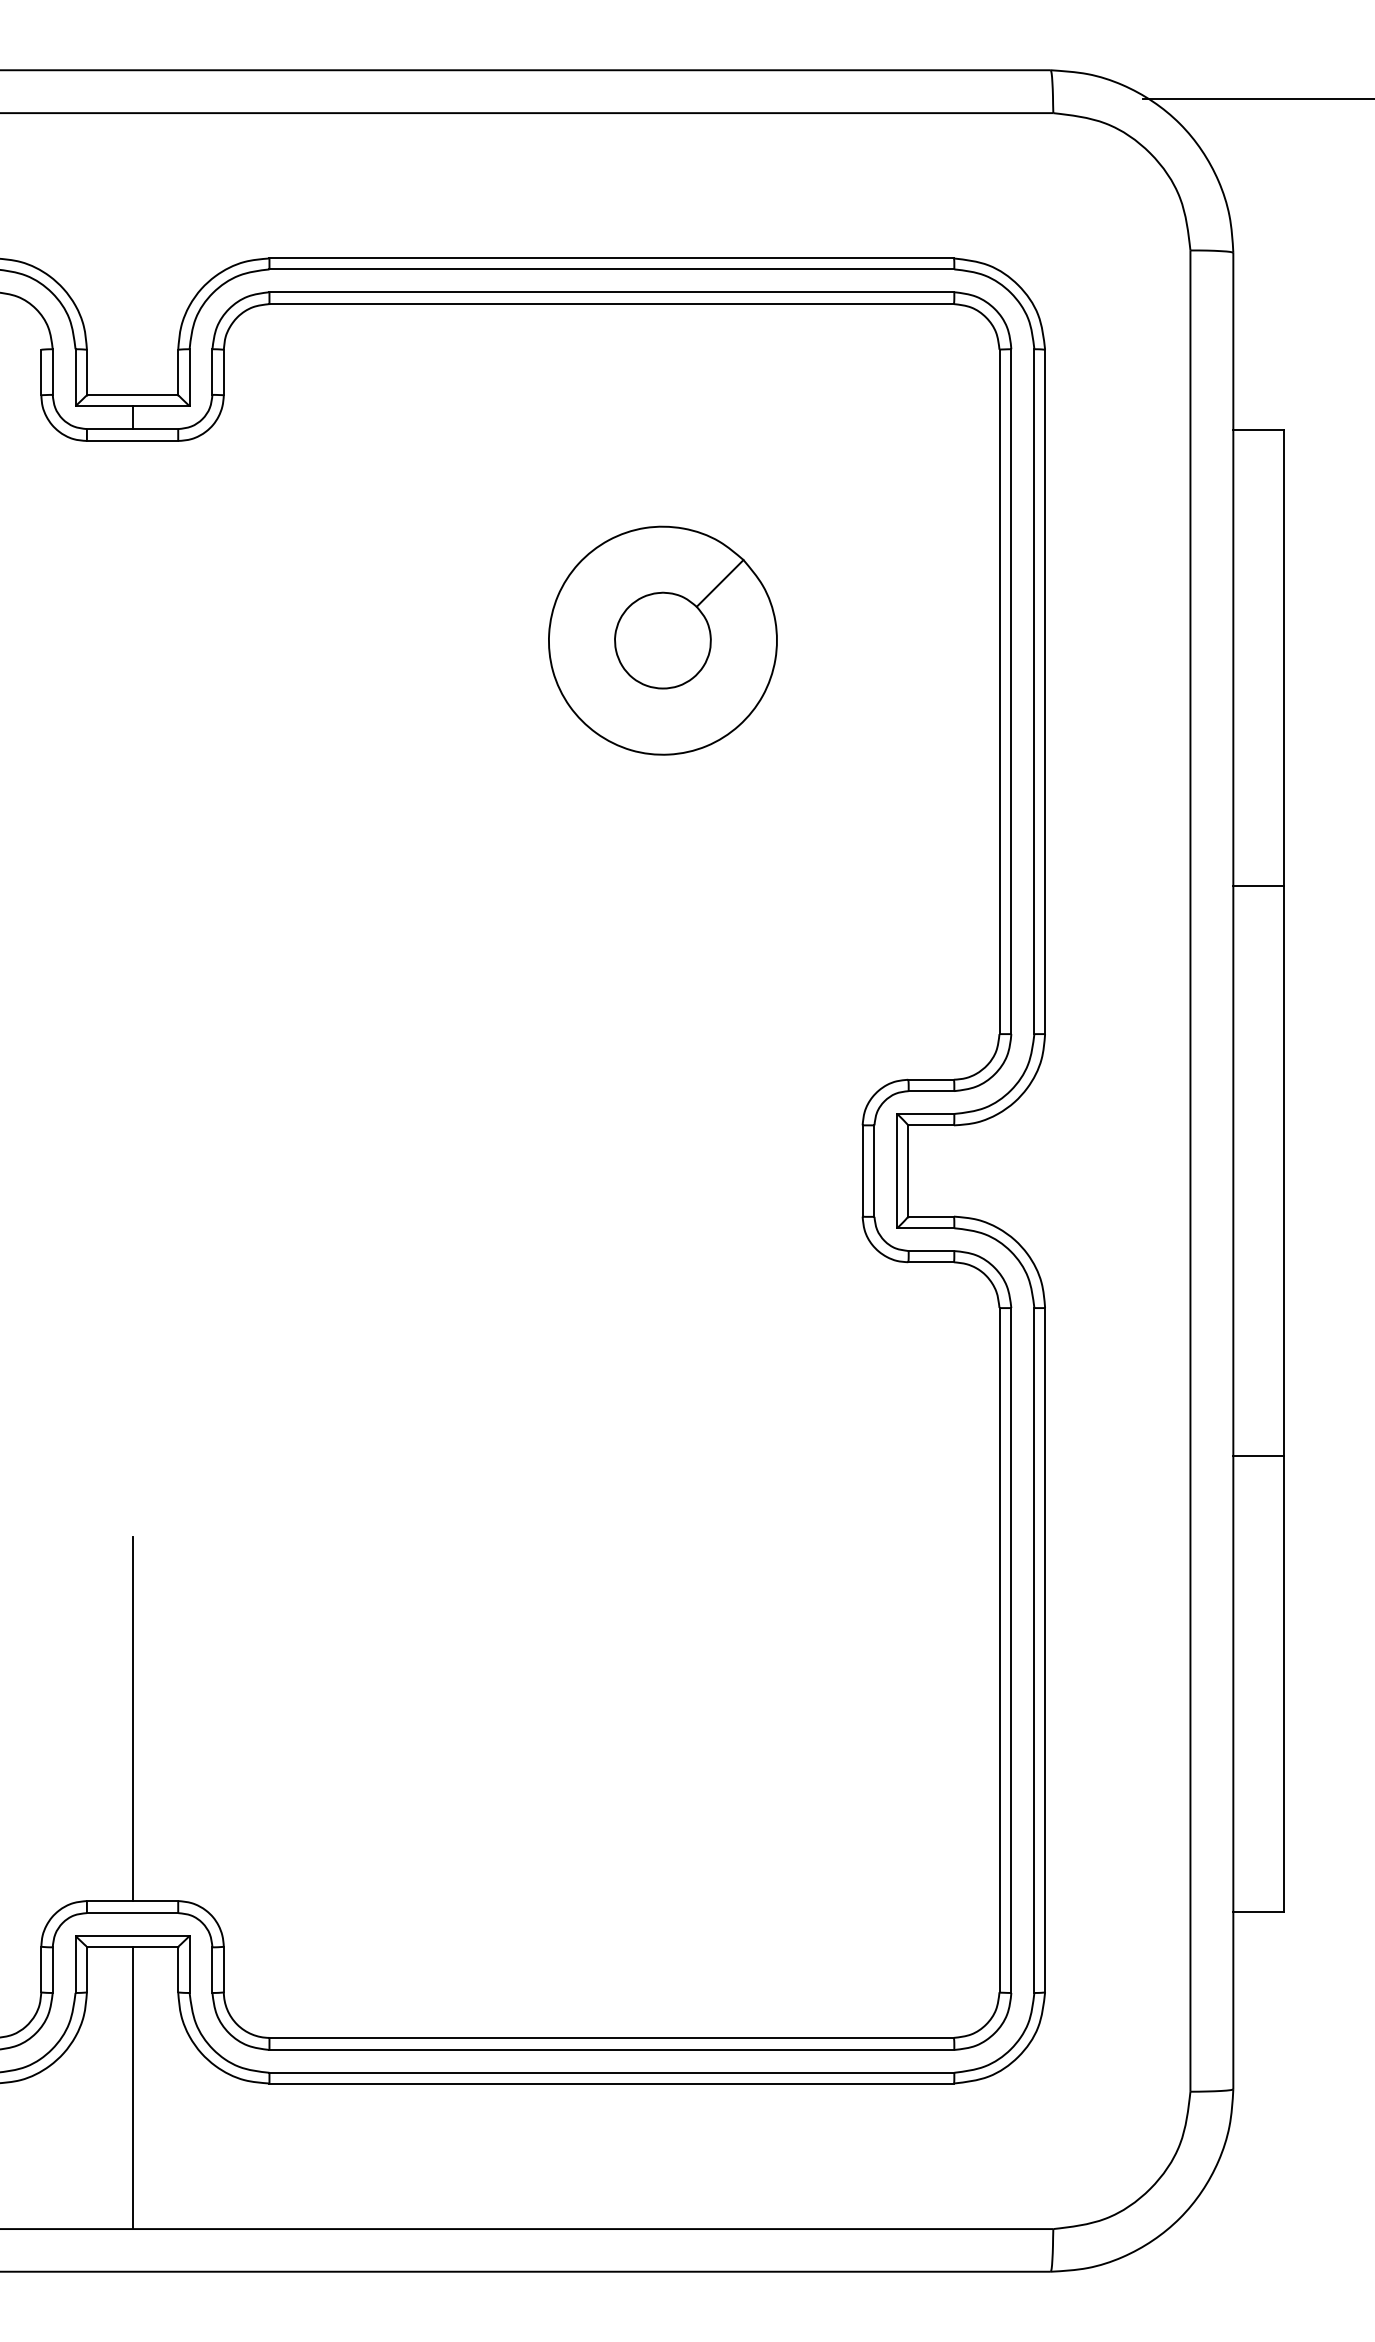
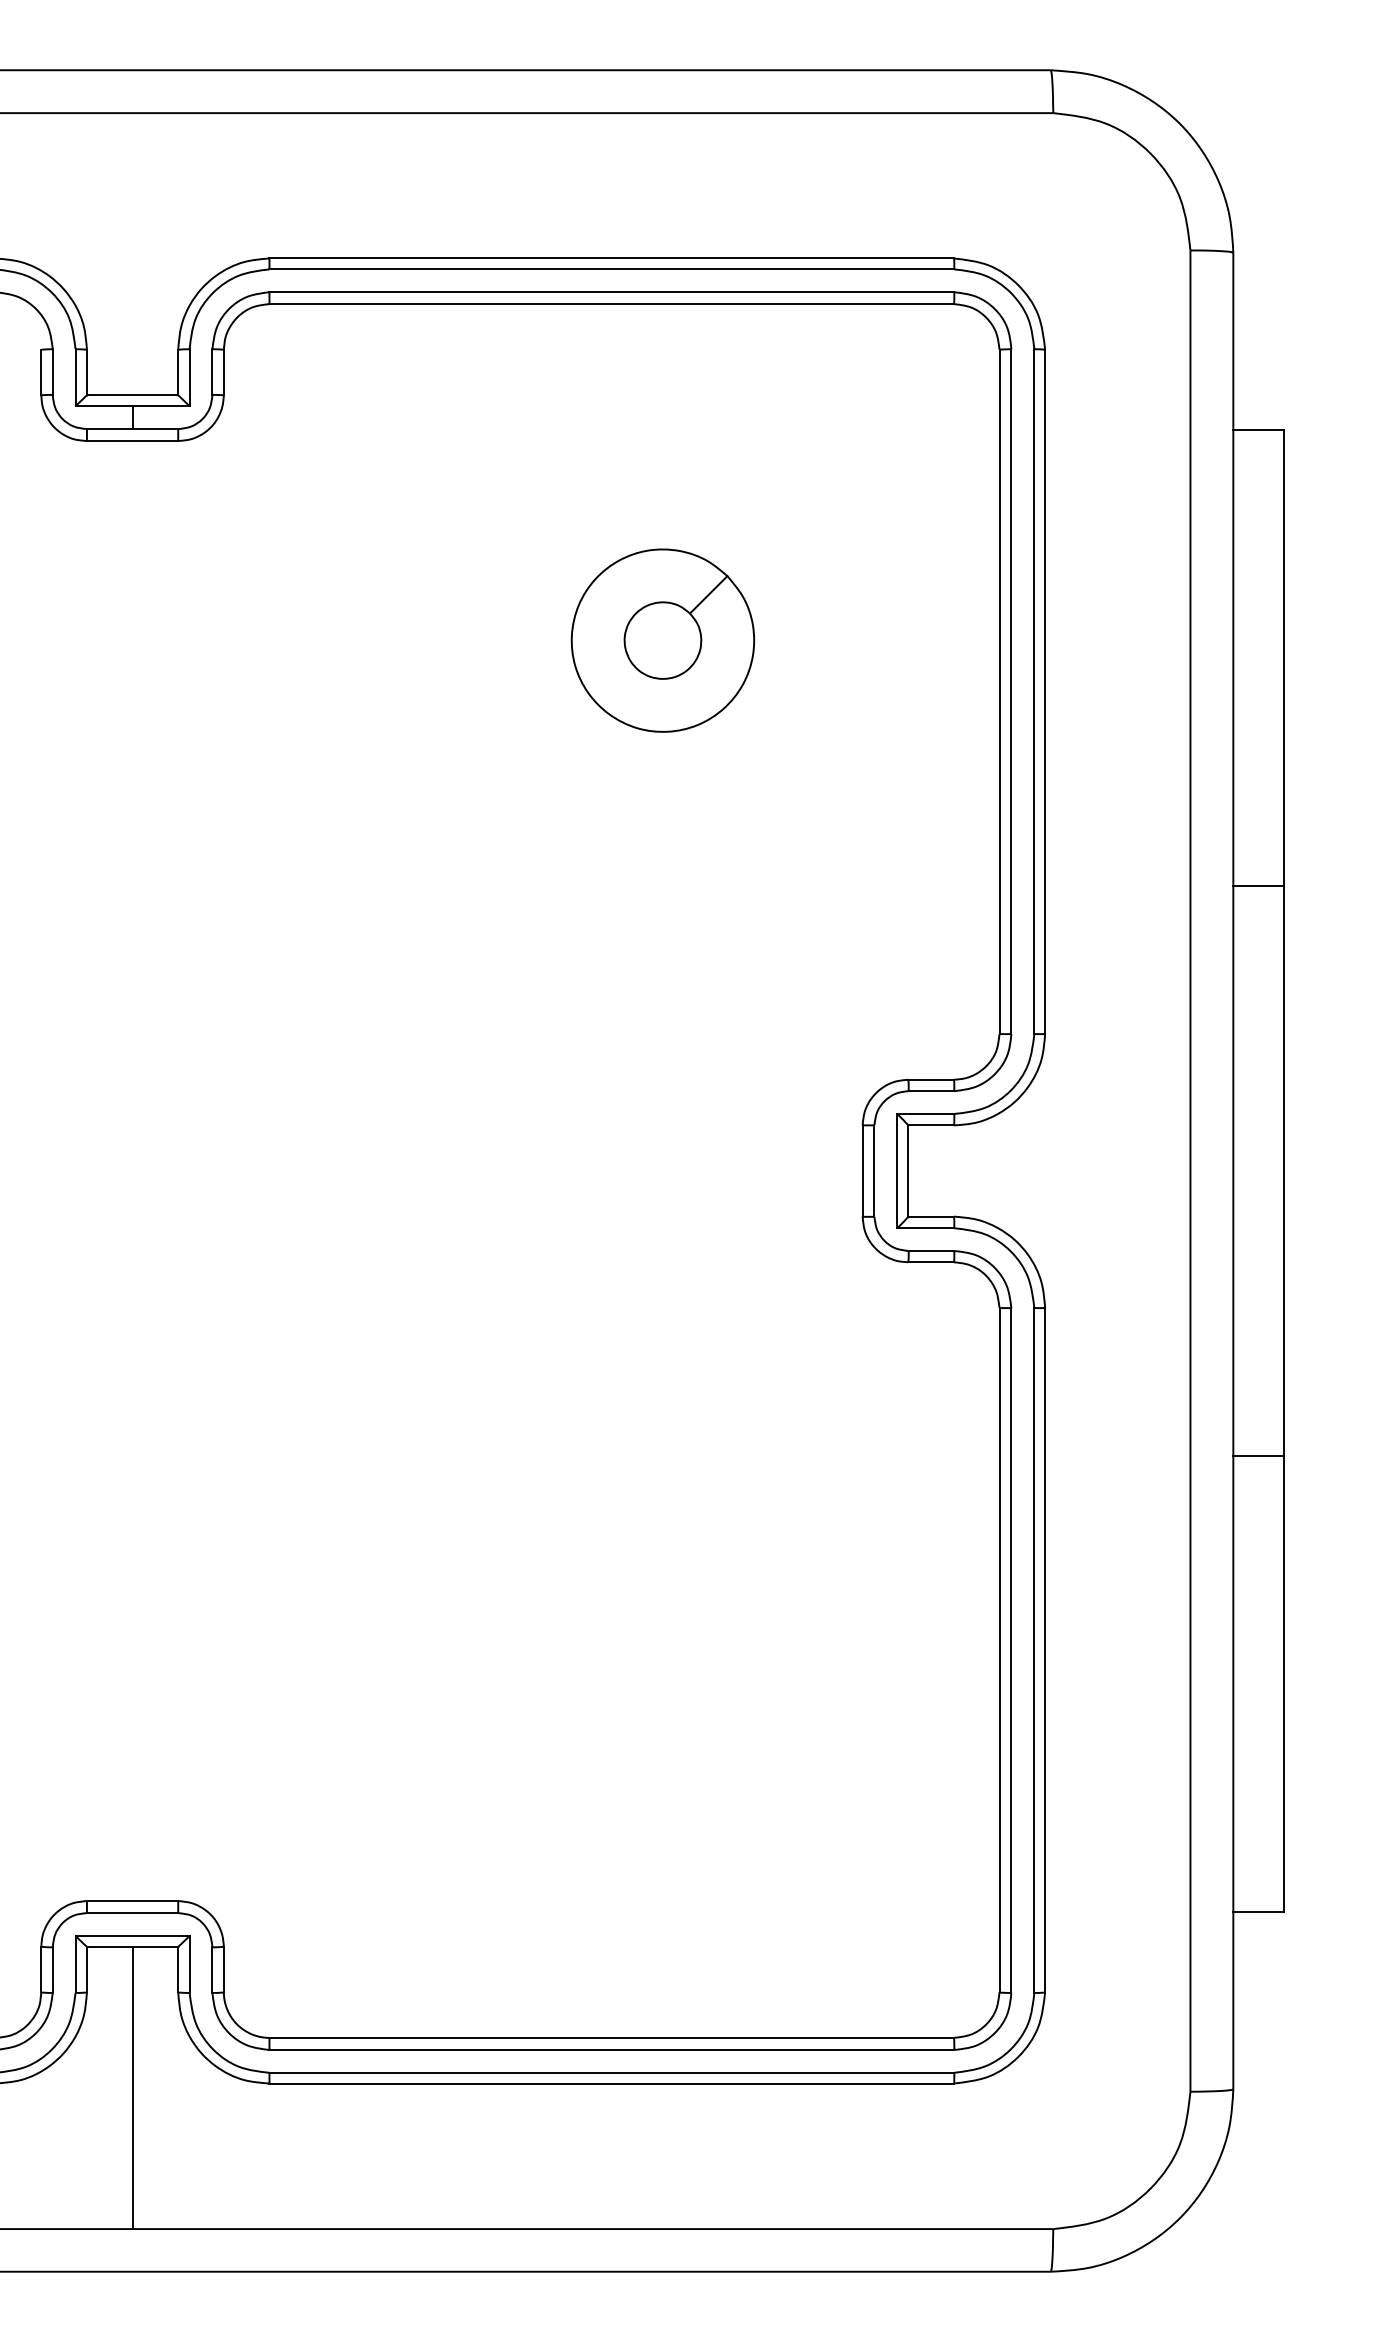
line: present -> none (1256, 98)
part size: 230x231 px -> 185x185 px (662, 640)
line: present -> none (132, 1718)
